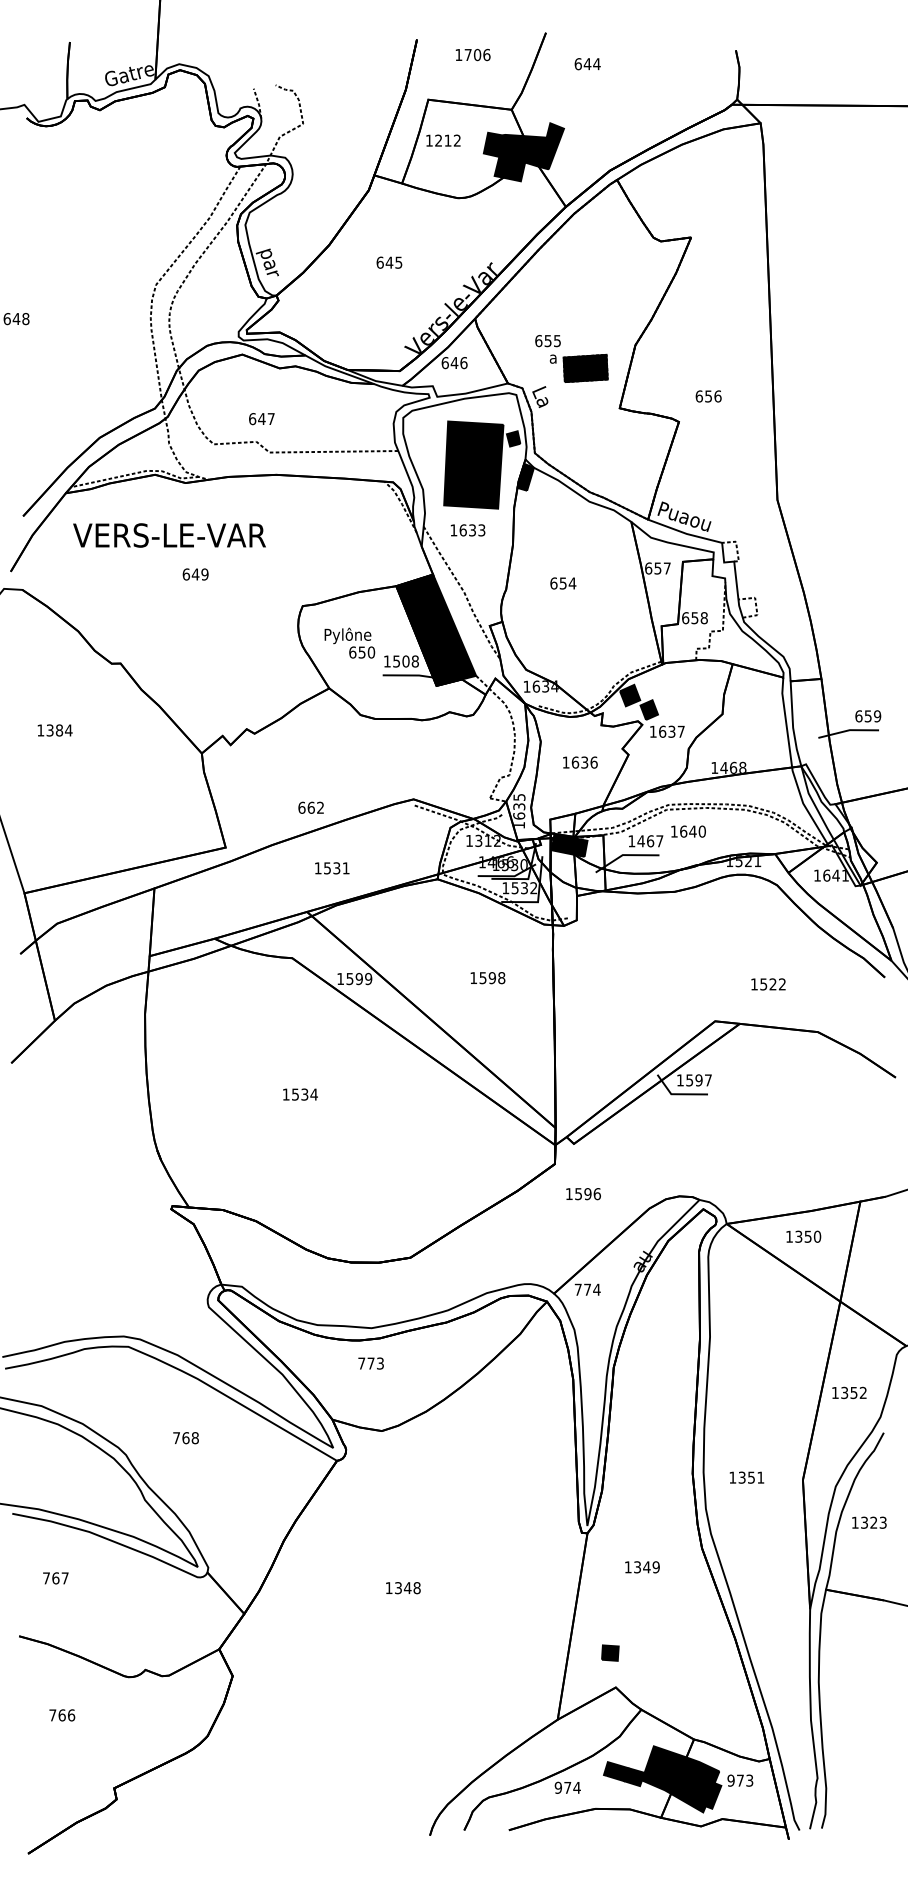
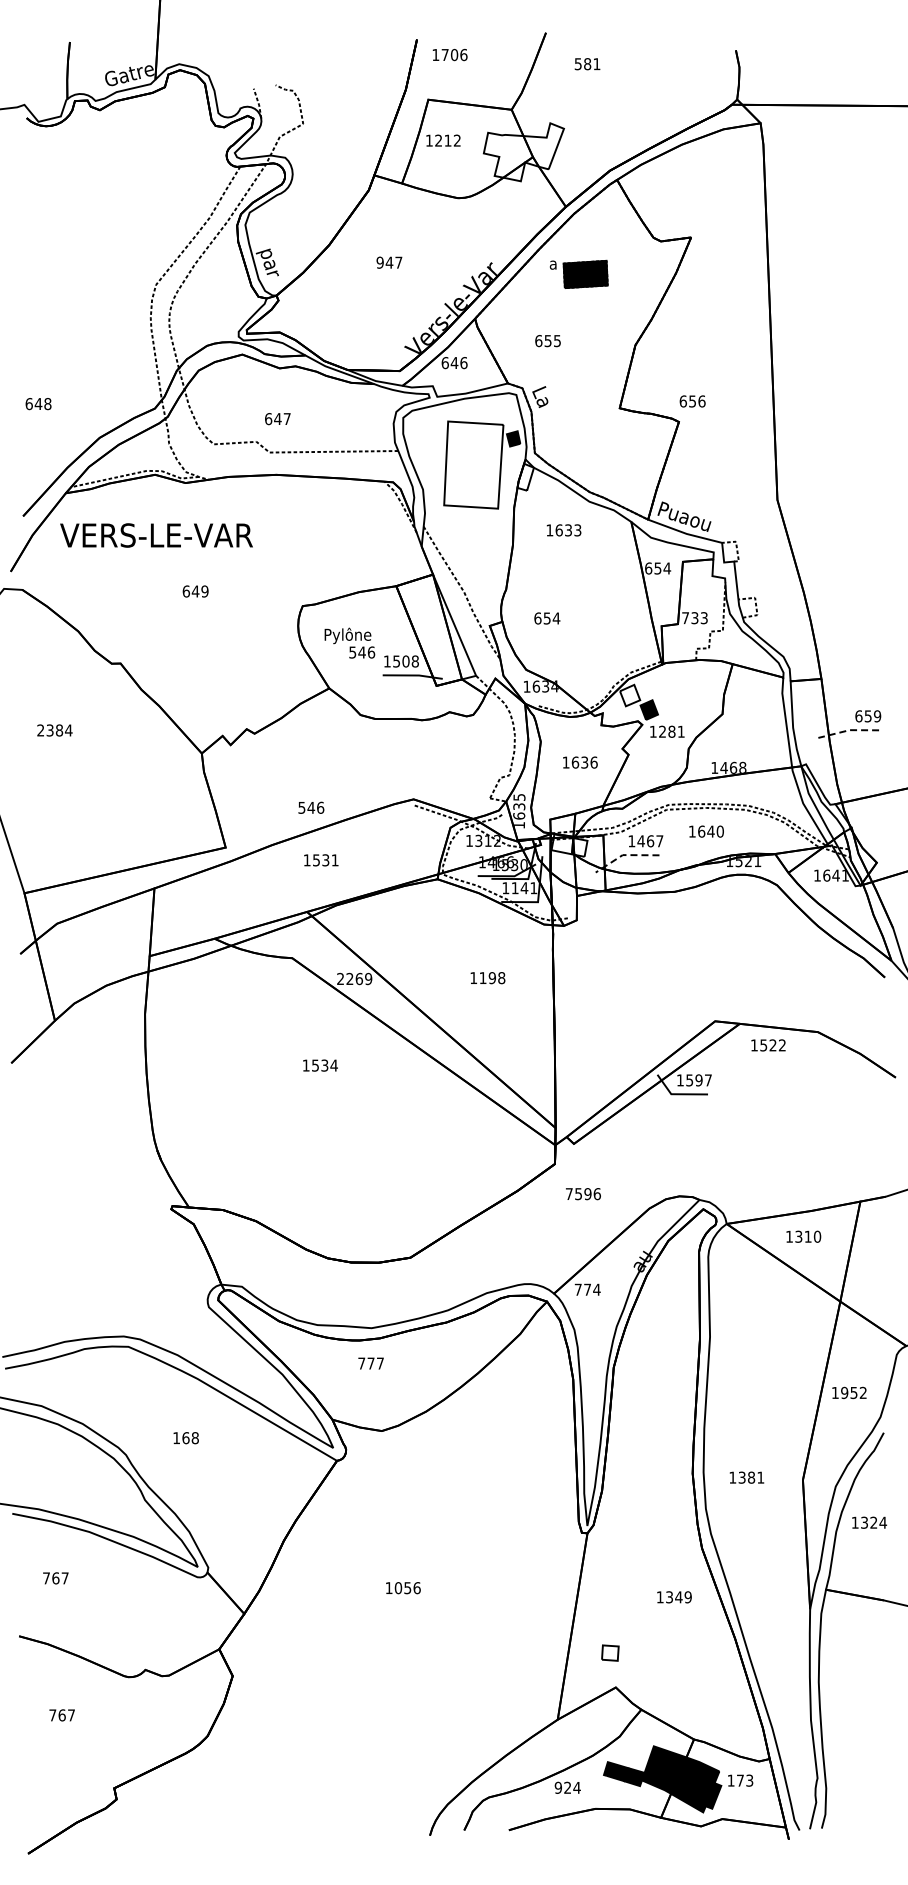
text position: (472, 55) -> (449, 55) (449, 55)
text: 644 -> 581 (587, 64)
fill: present -> none (523, 152)
text: 645 -> 947 (389, 262)
text position: (16, 319) -> (38, 404) (38, 404)
part position: (578, 367) -> (578, 273) (578, 273)
text position: (708, 396) -> (692, 401) (692, 401)
text position: (261, 419) -> (277, 419) (277, 419)
fill: present -> none (473, 464)
fill: present -> none (525, 476)
text position: (467, 530) -> (563, 530) (563, 530)
text position: (169, 535) -> (156, 535) (156, 535)
text: 657 -> 654 (667, 568)
text position: (195, 574) -> (195, 591) (195, 591)
text position: (563, 583) -> (547, 618) (547, 618)
text: 658 -> 733 (694, 618)
fill: present -> none (436, 629)
text: 650 -> 546 (362, 652)
fill: present -> none (630, 695)
text: 1384 -> 2384 (40, 730)
line: solid -> dashed (848, 730)
text: 1637 -> 1281 (671, 731)
text: 662 -> 546 (311, 807)
text position: (688, 831) -> (706, 831) (706, 831)
fill: present -> none (569, 845)
line: solid -> dashed (623, 855)
text position: (332, 868) -> (321, 860) (321, 860)
text: 1532 -> 1141 (524, 888)
text: 1599 -> 2269 (349, 978)
text: 1598 -> 1198 (482, 978)
text position: (768, 984) -> (768, 1045) (768, 1045)
text position: (300, 1094) -> (320, 1065) (320, 1065)
text: 1596 -> 7596 (568, 1193)
text: 1350 -> 1310 (807, 1236)
text: 773 -> 777 (380, 1363)
text: 1352 -> 1952 (844, 1392)
text: 768 -> 168 (176, 1438)
text: 1351 -> 1381 (751, 1477)
text: 1323 -> 1324 (883, 1522)
text position: (642, 1567) -> (674, 1597) (674, 1597)
text: 1348 -> 1056 (407, 1588)
fill: present -> none (610, 1652)
text: 766 -> 767 (71, 1715)
text: 973 -> 173 (730, 1780)
text: 974 -> 924 (567, 1787)
